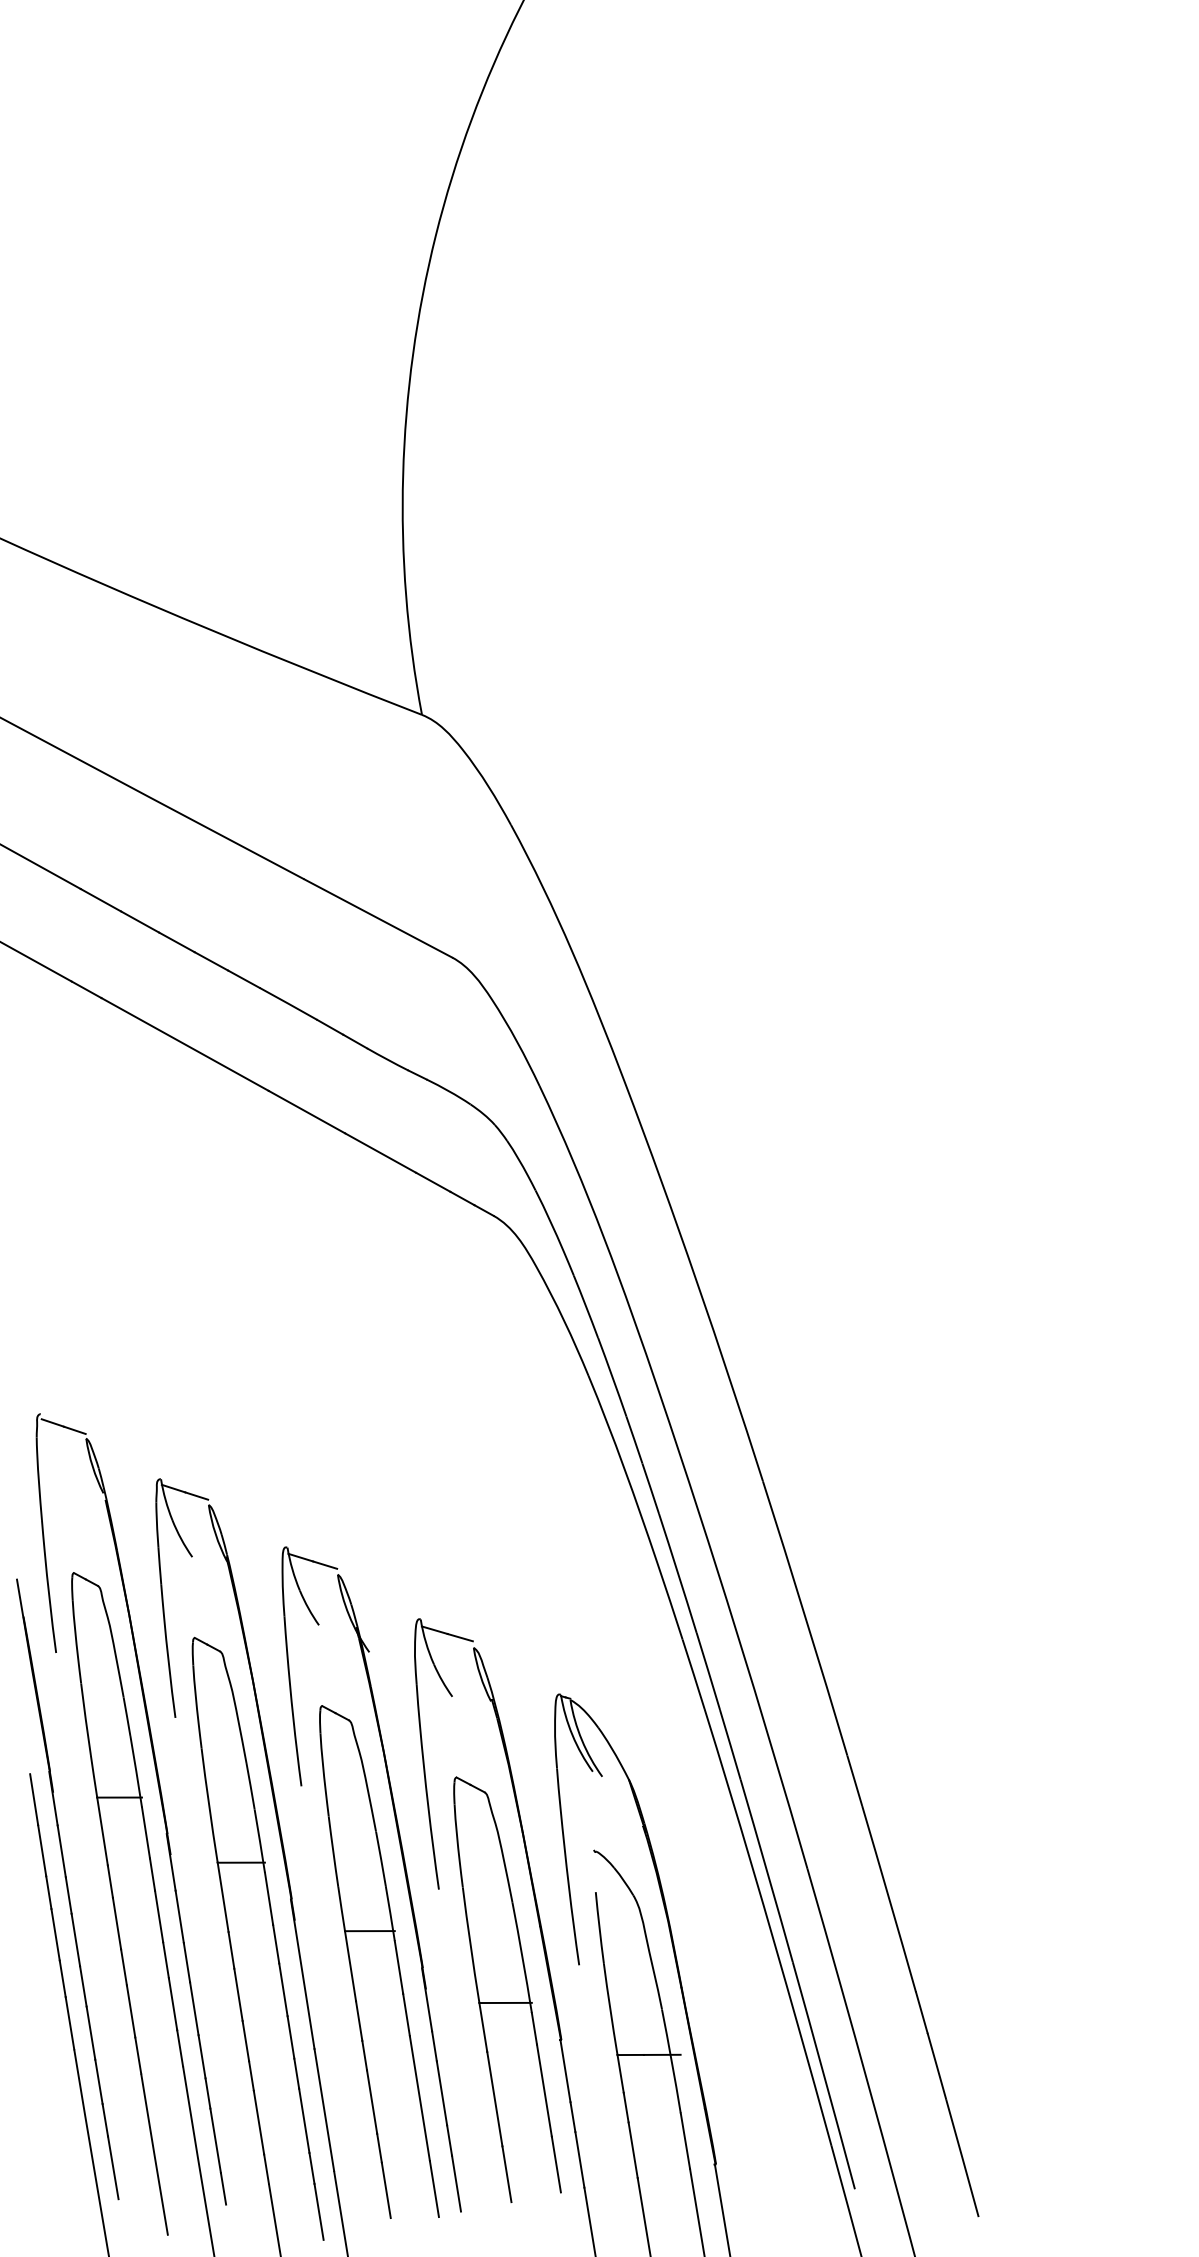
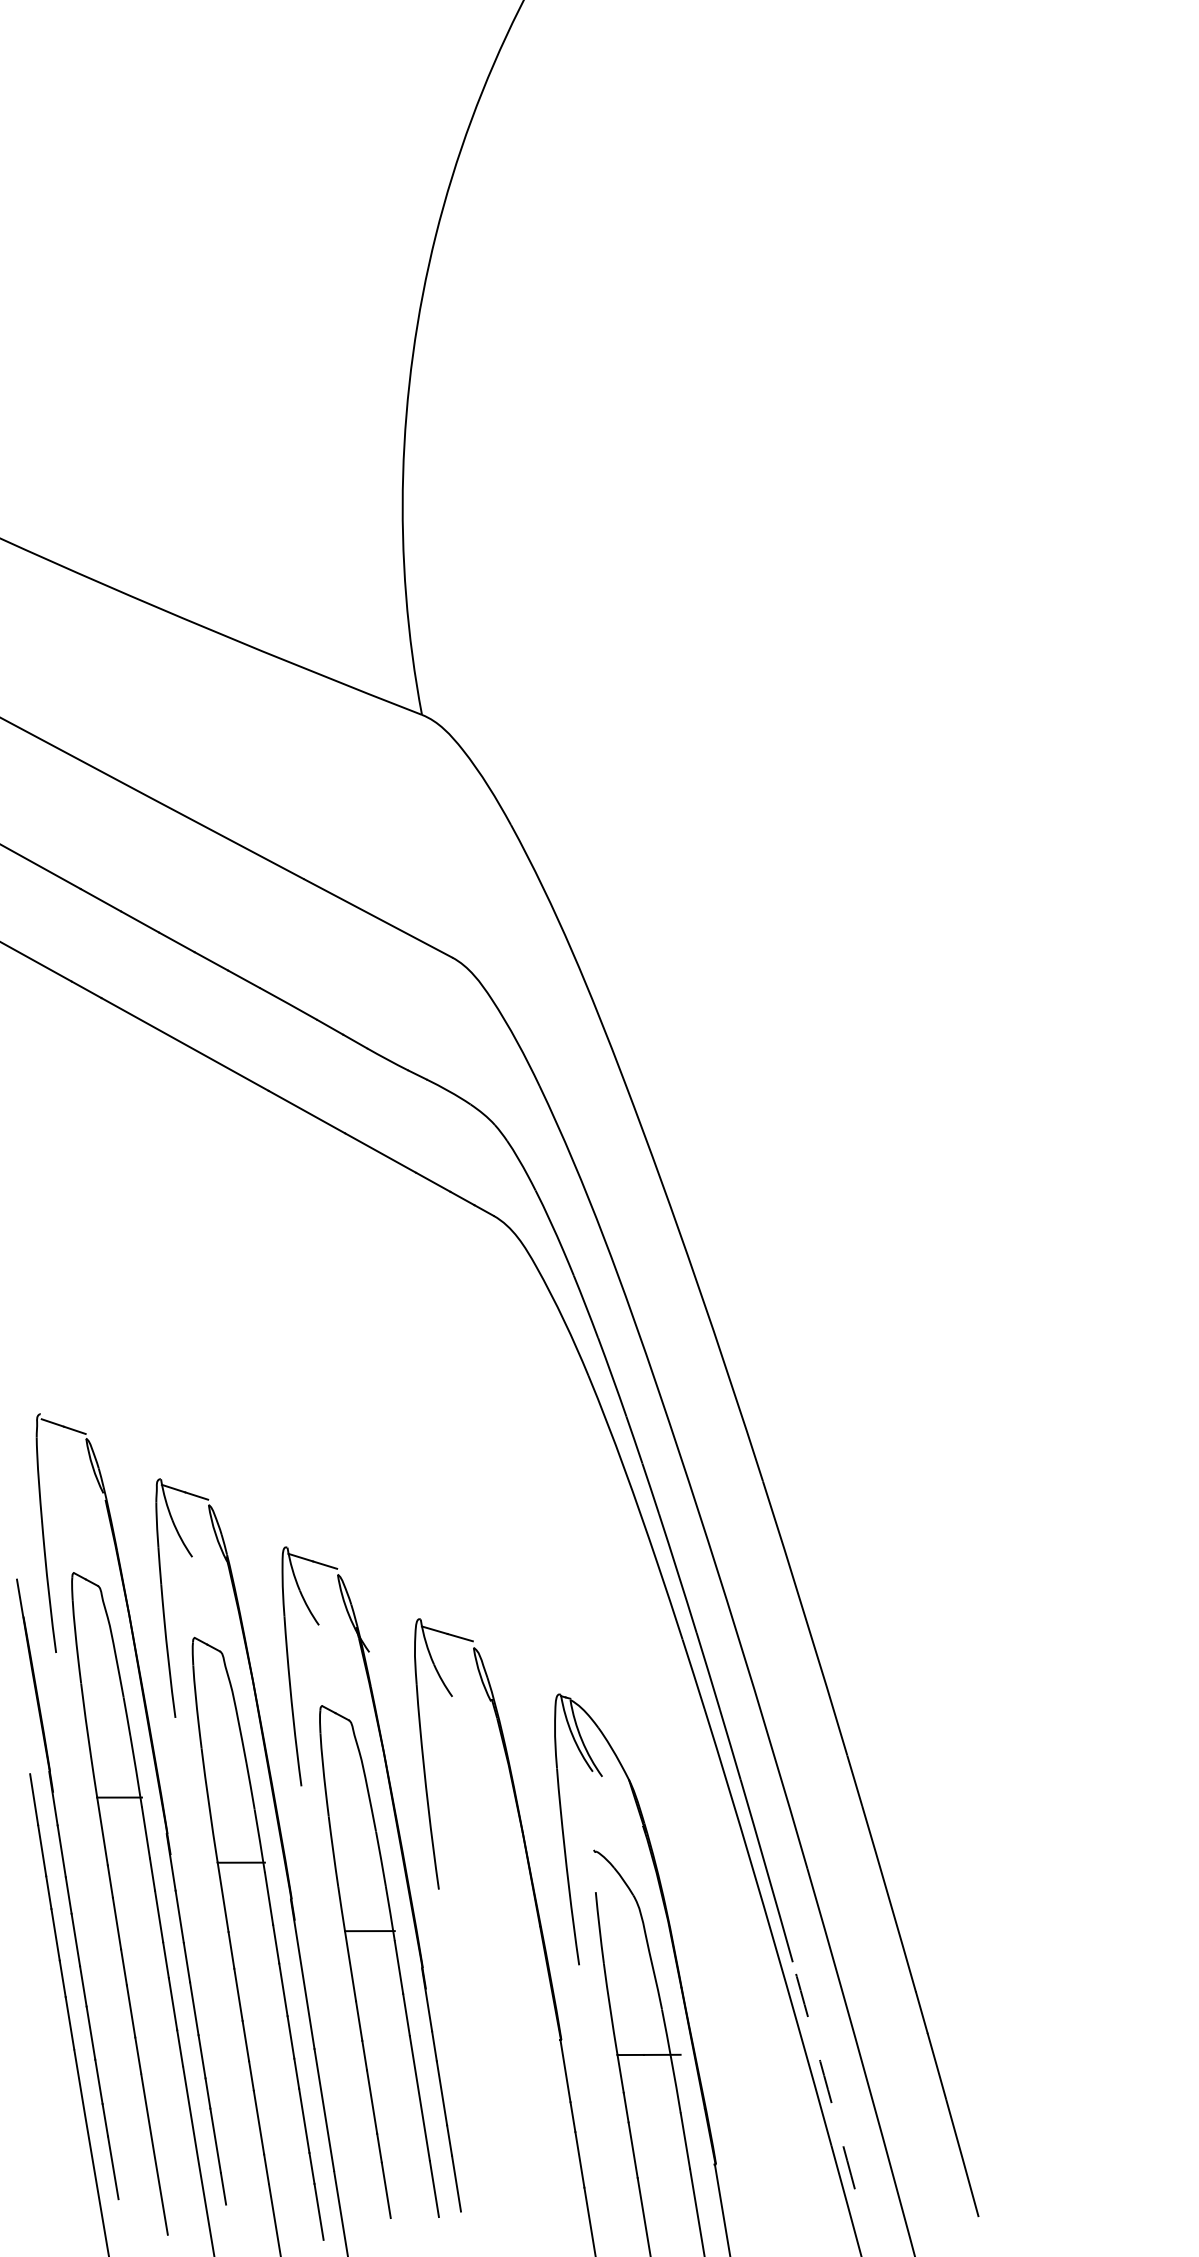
part: present -> none (507, 1989)
arc: solid -> dashed (824, 2075)
